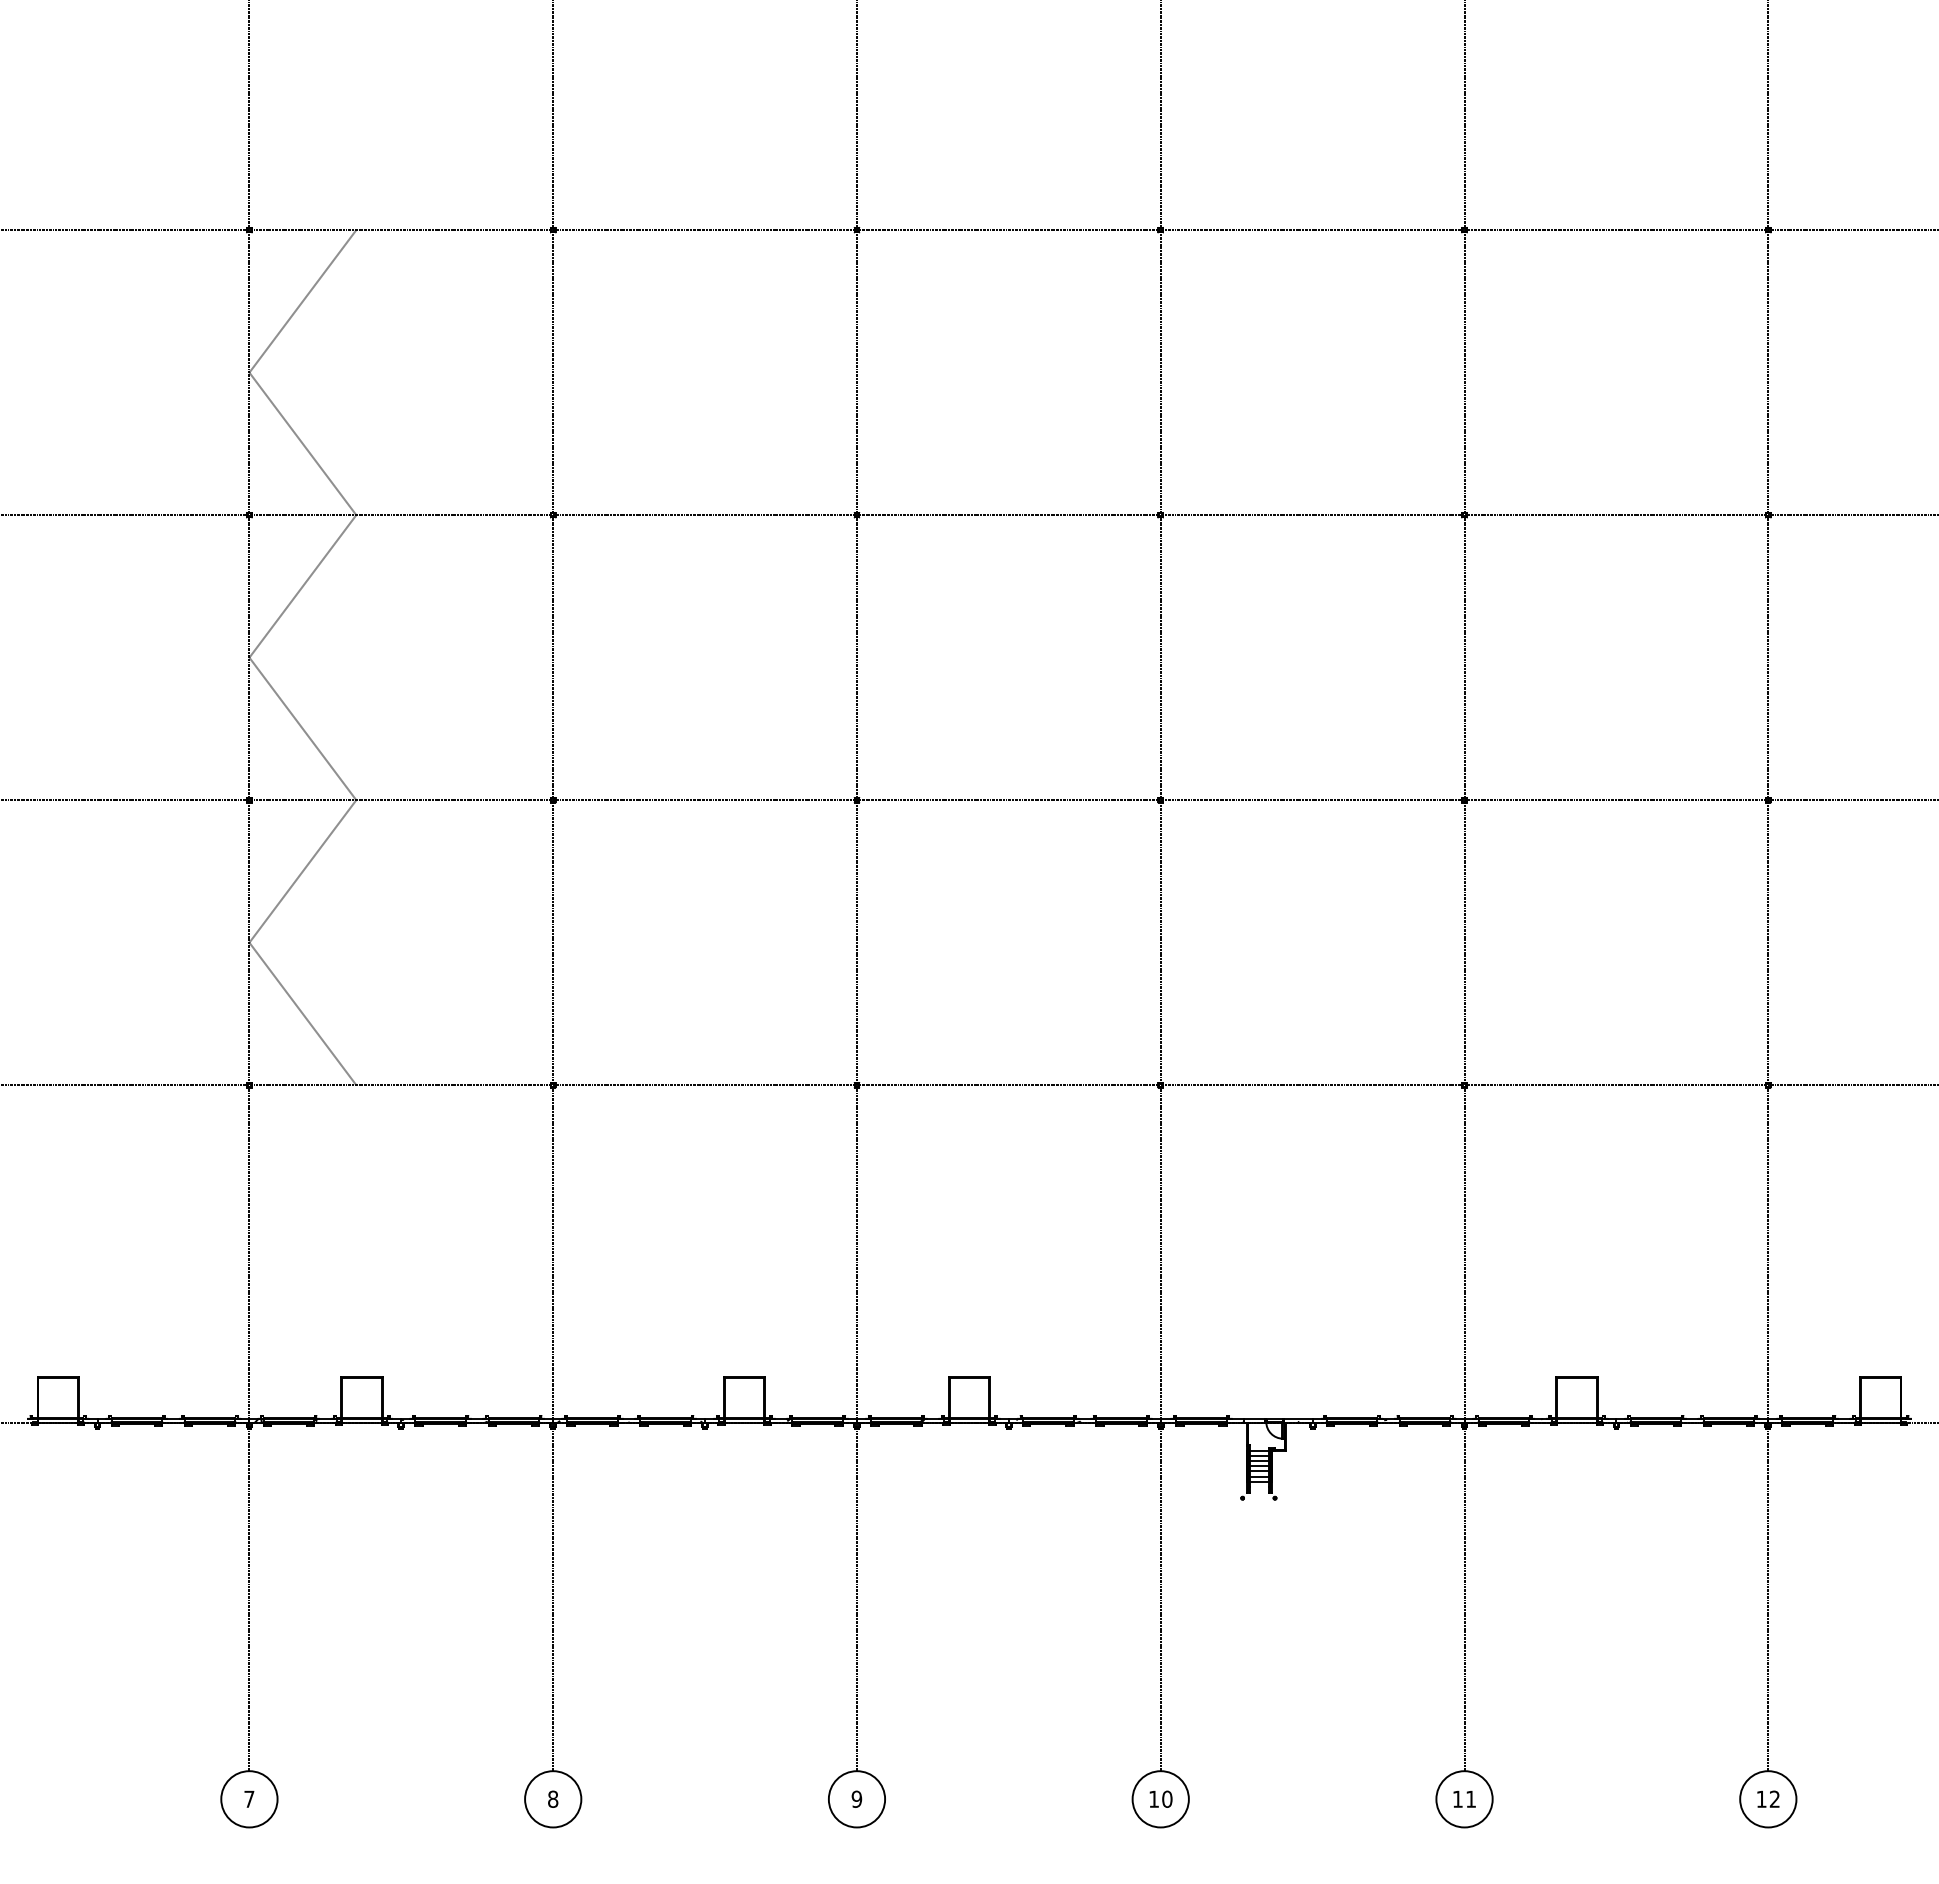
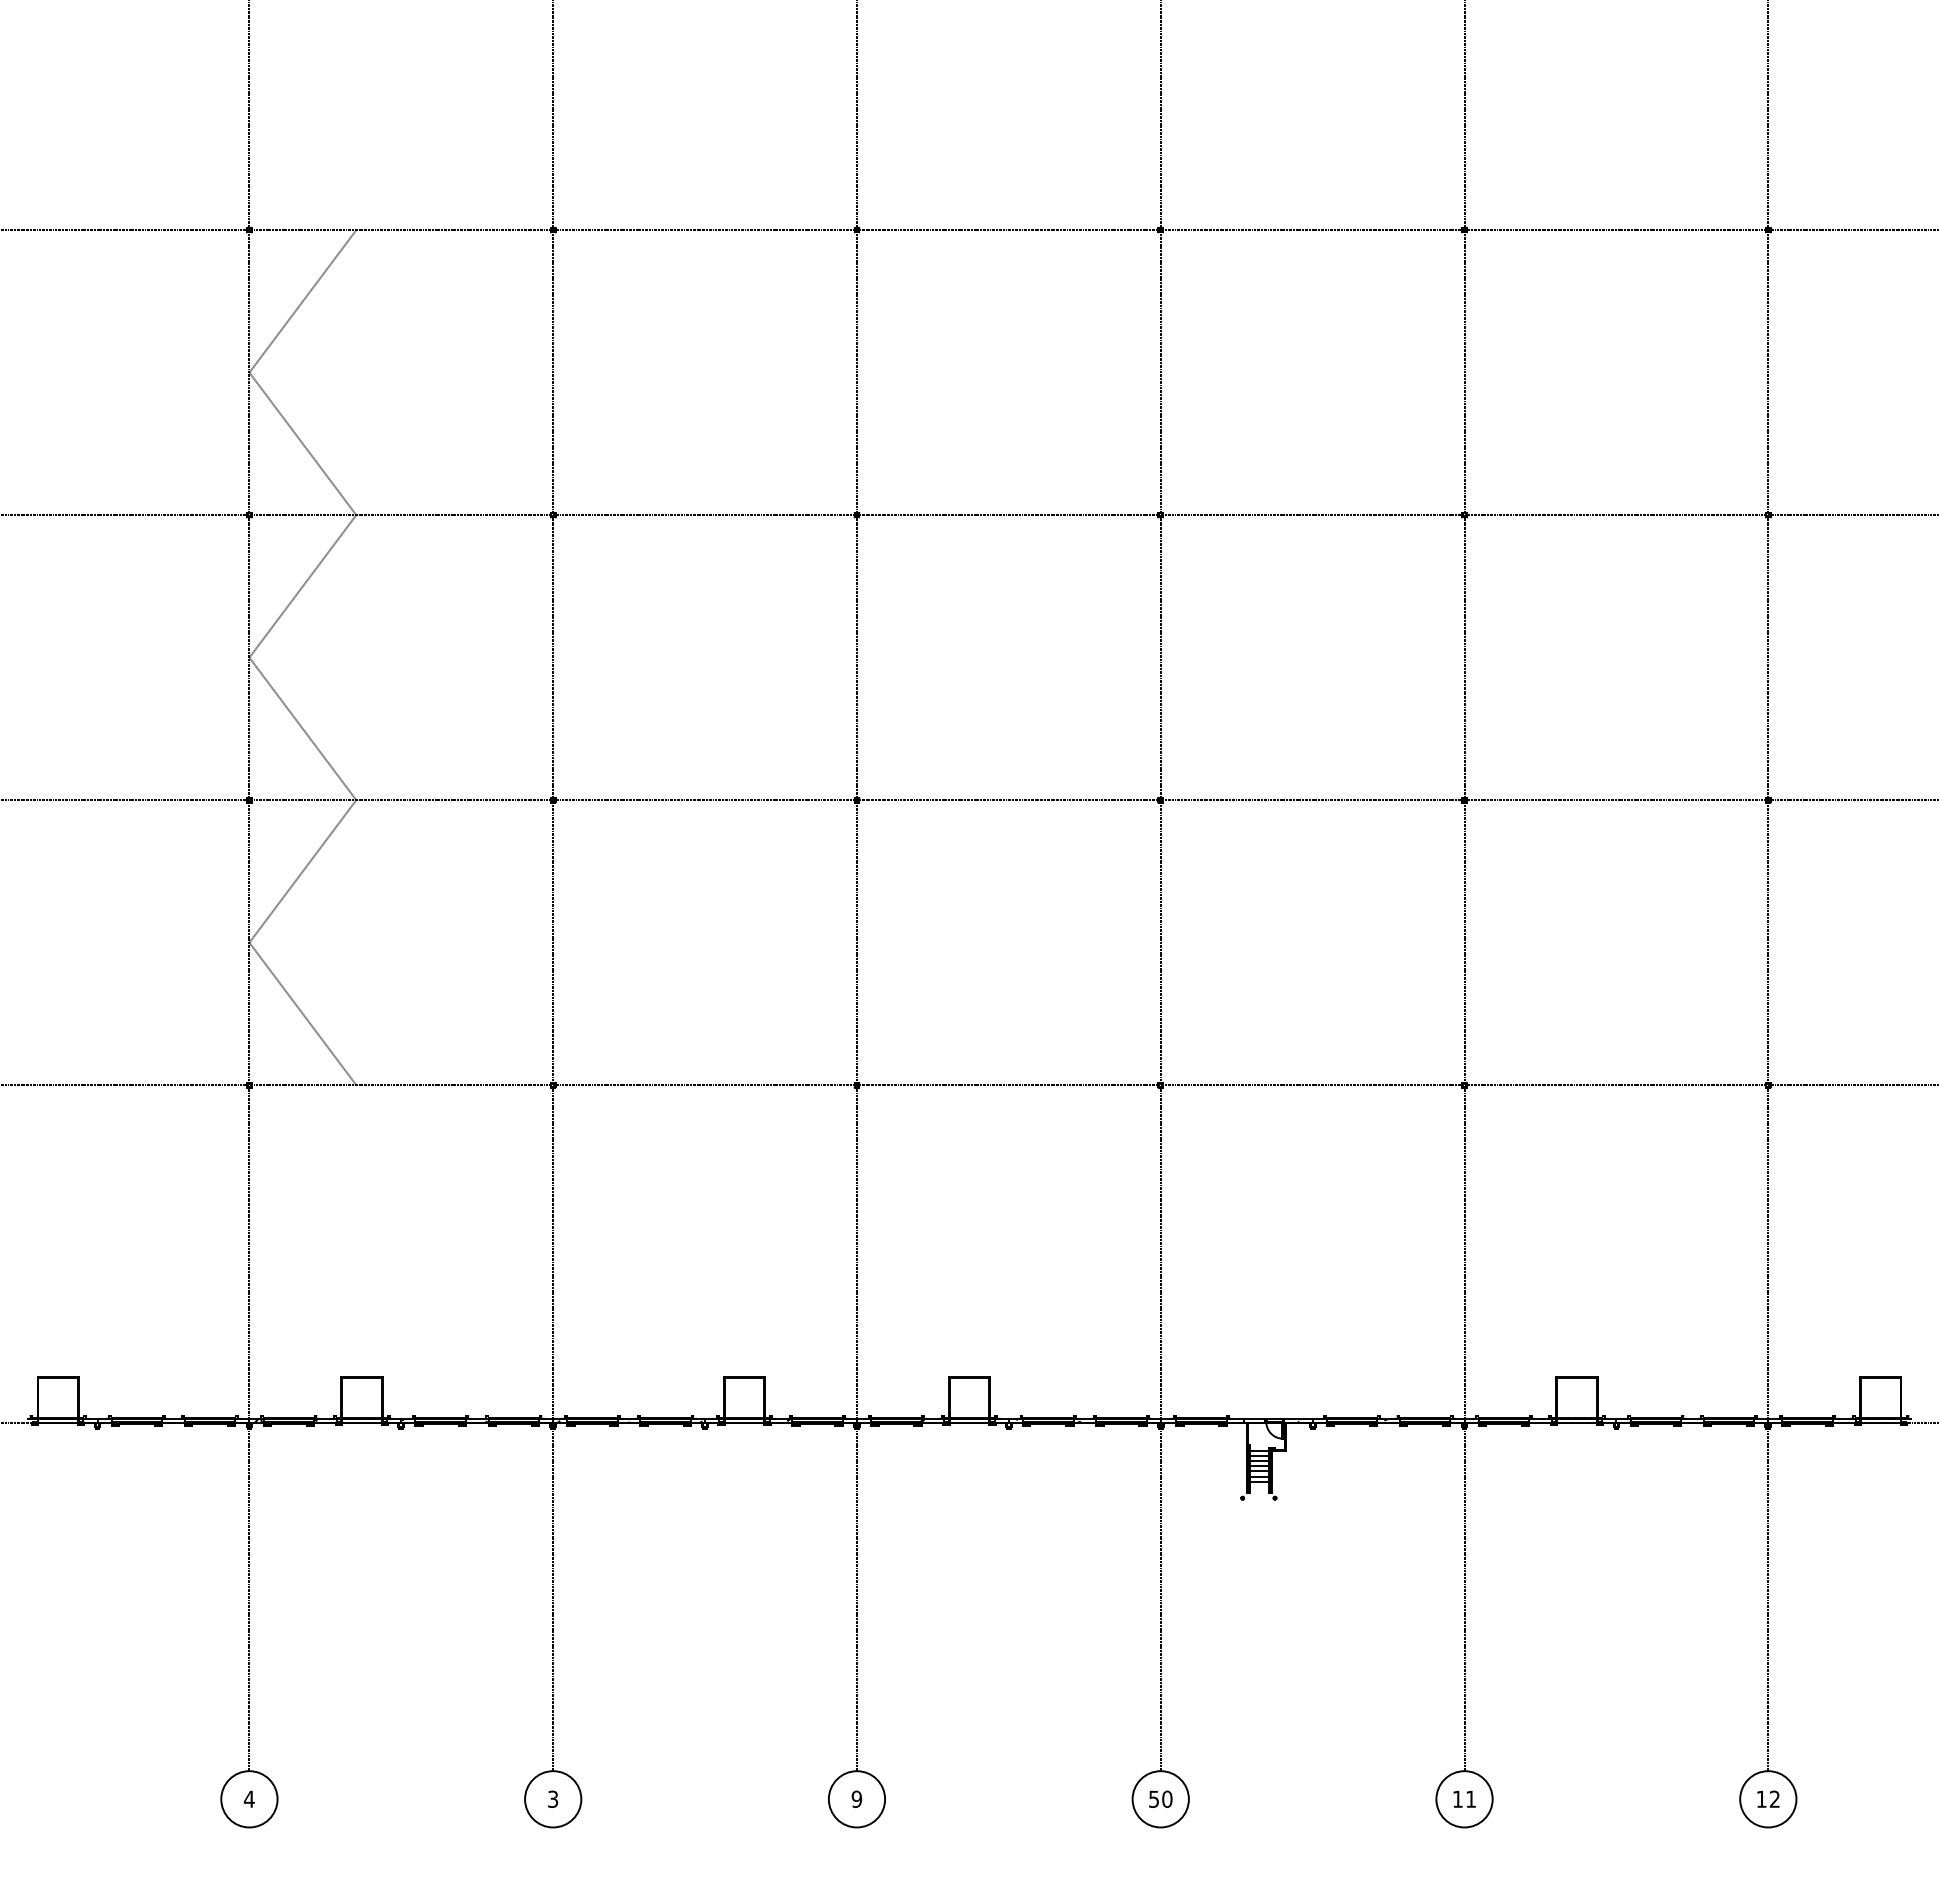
text: 7 -> 4 (248, 1798)
text: 8 -> 3 (553, 1798)
text: 10 -> 50 (1153, 1798)
